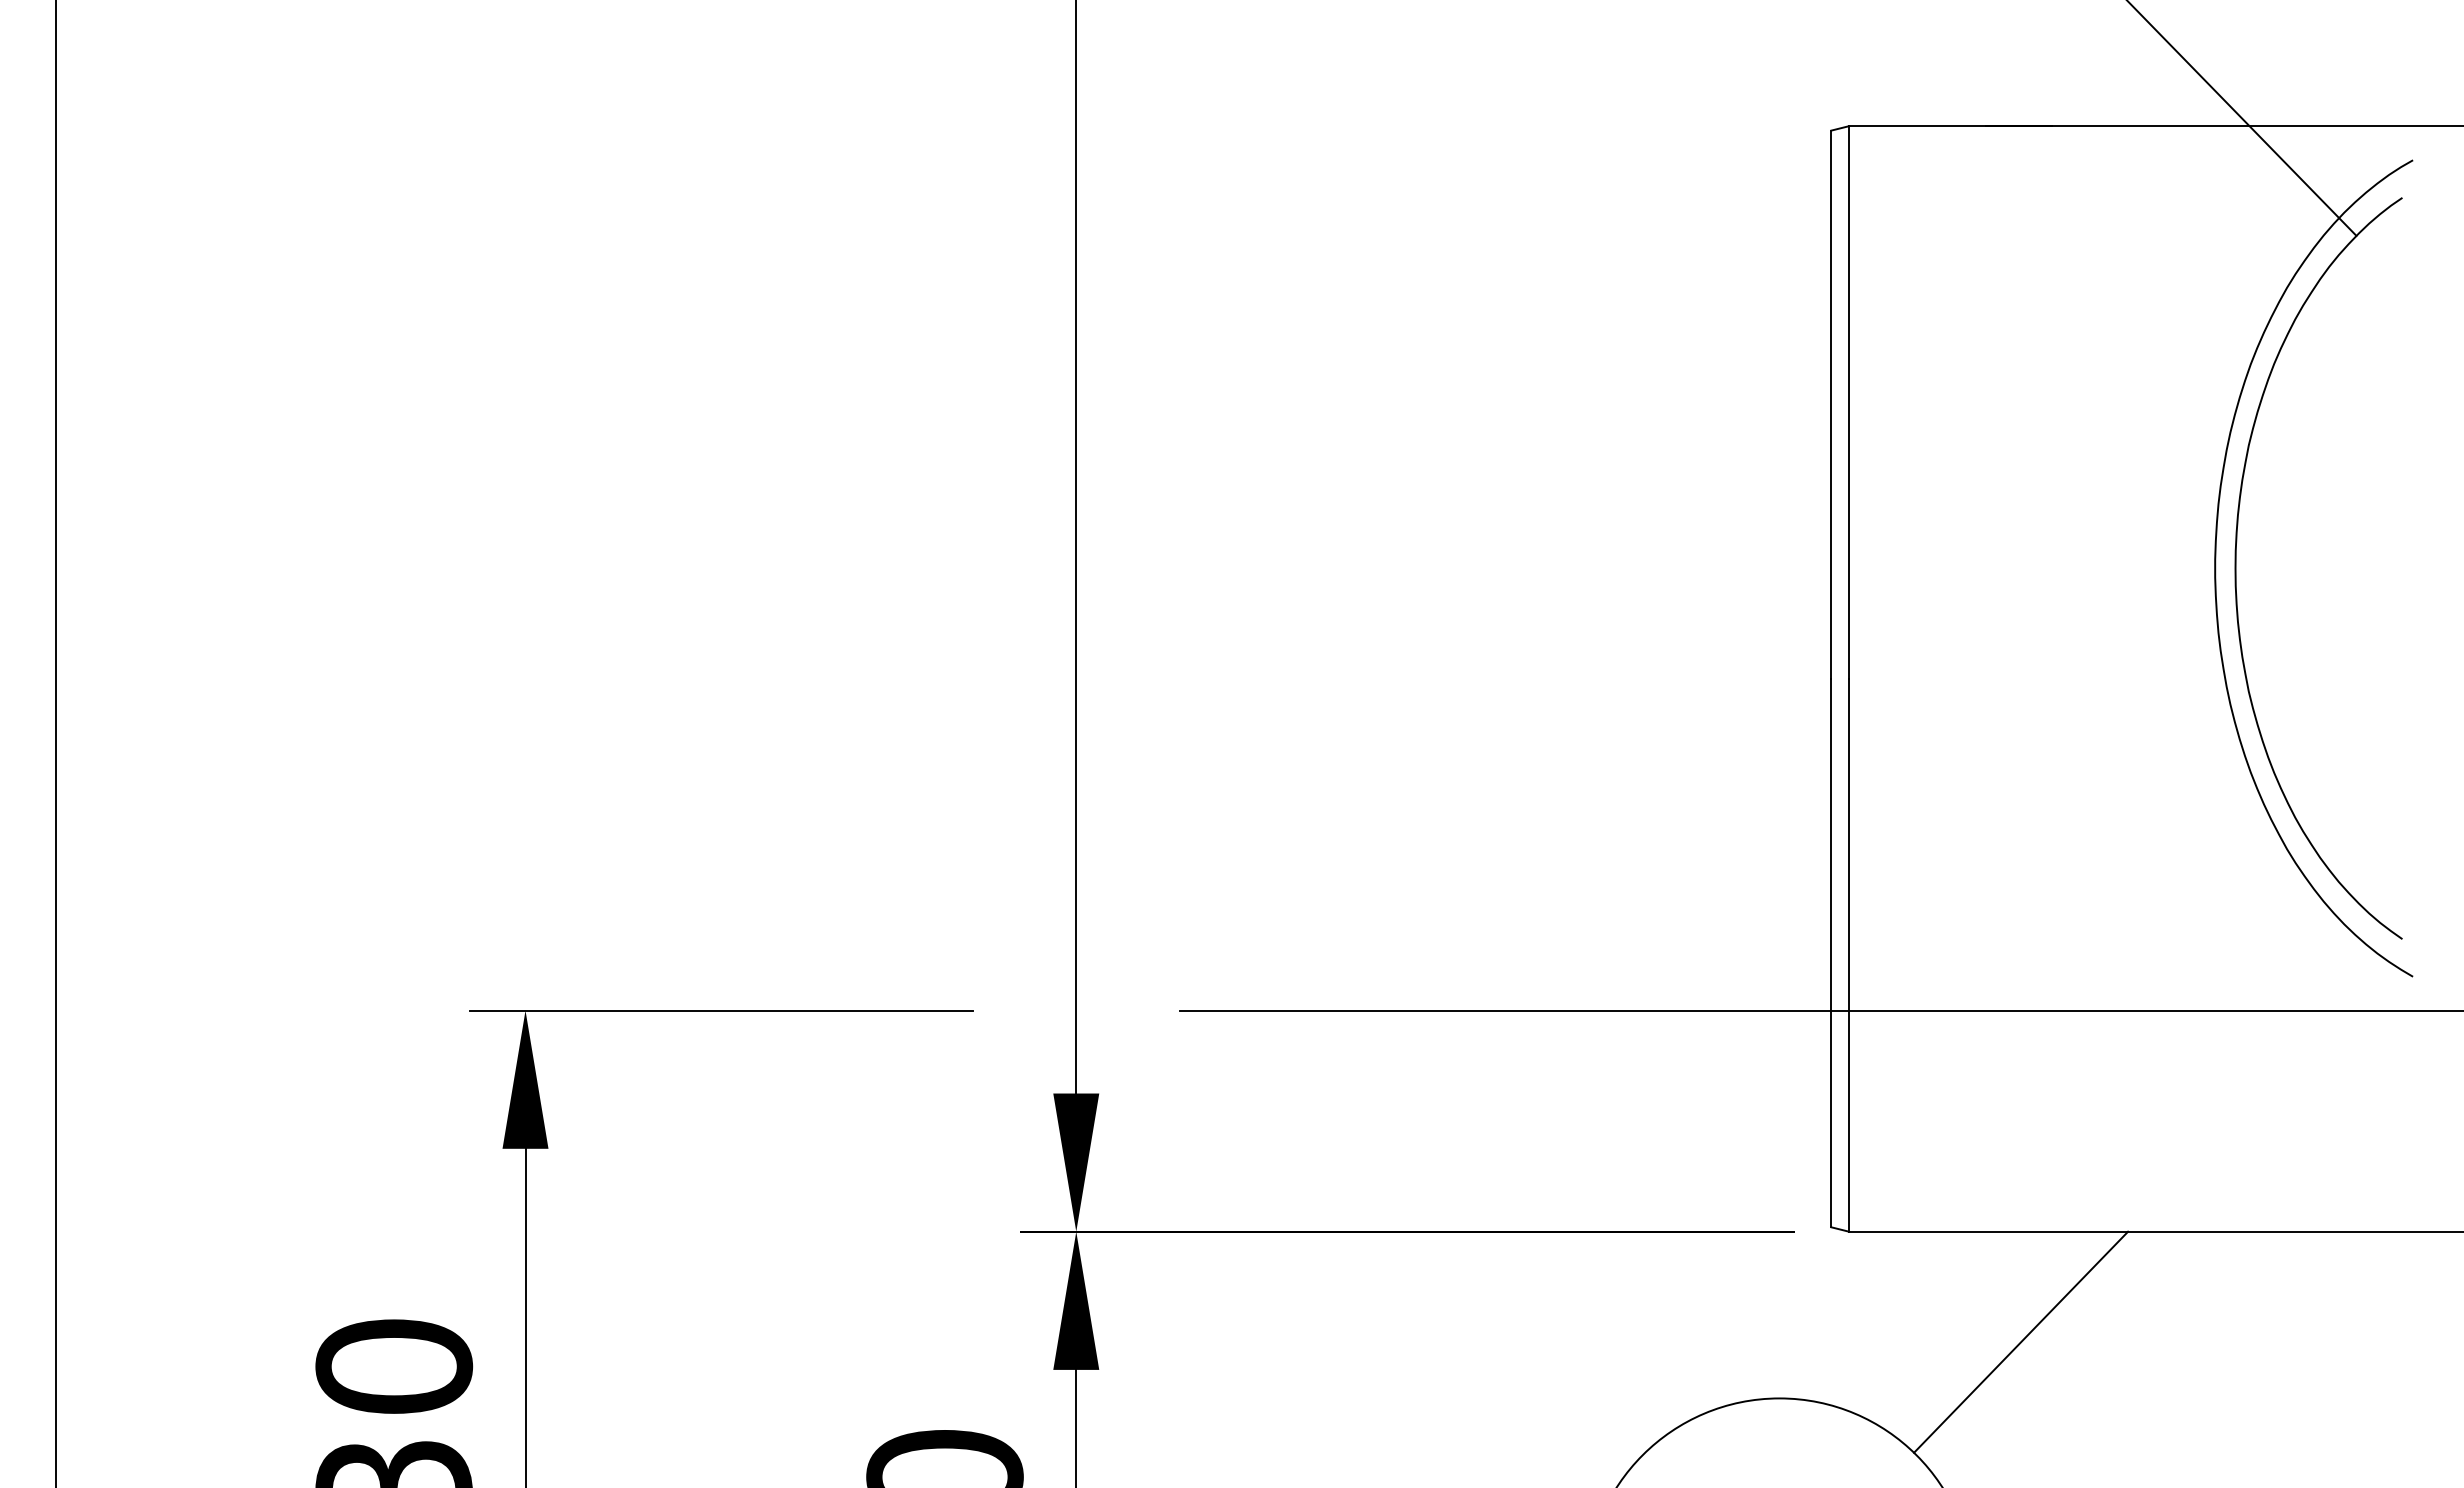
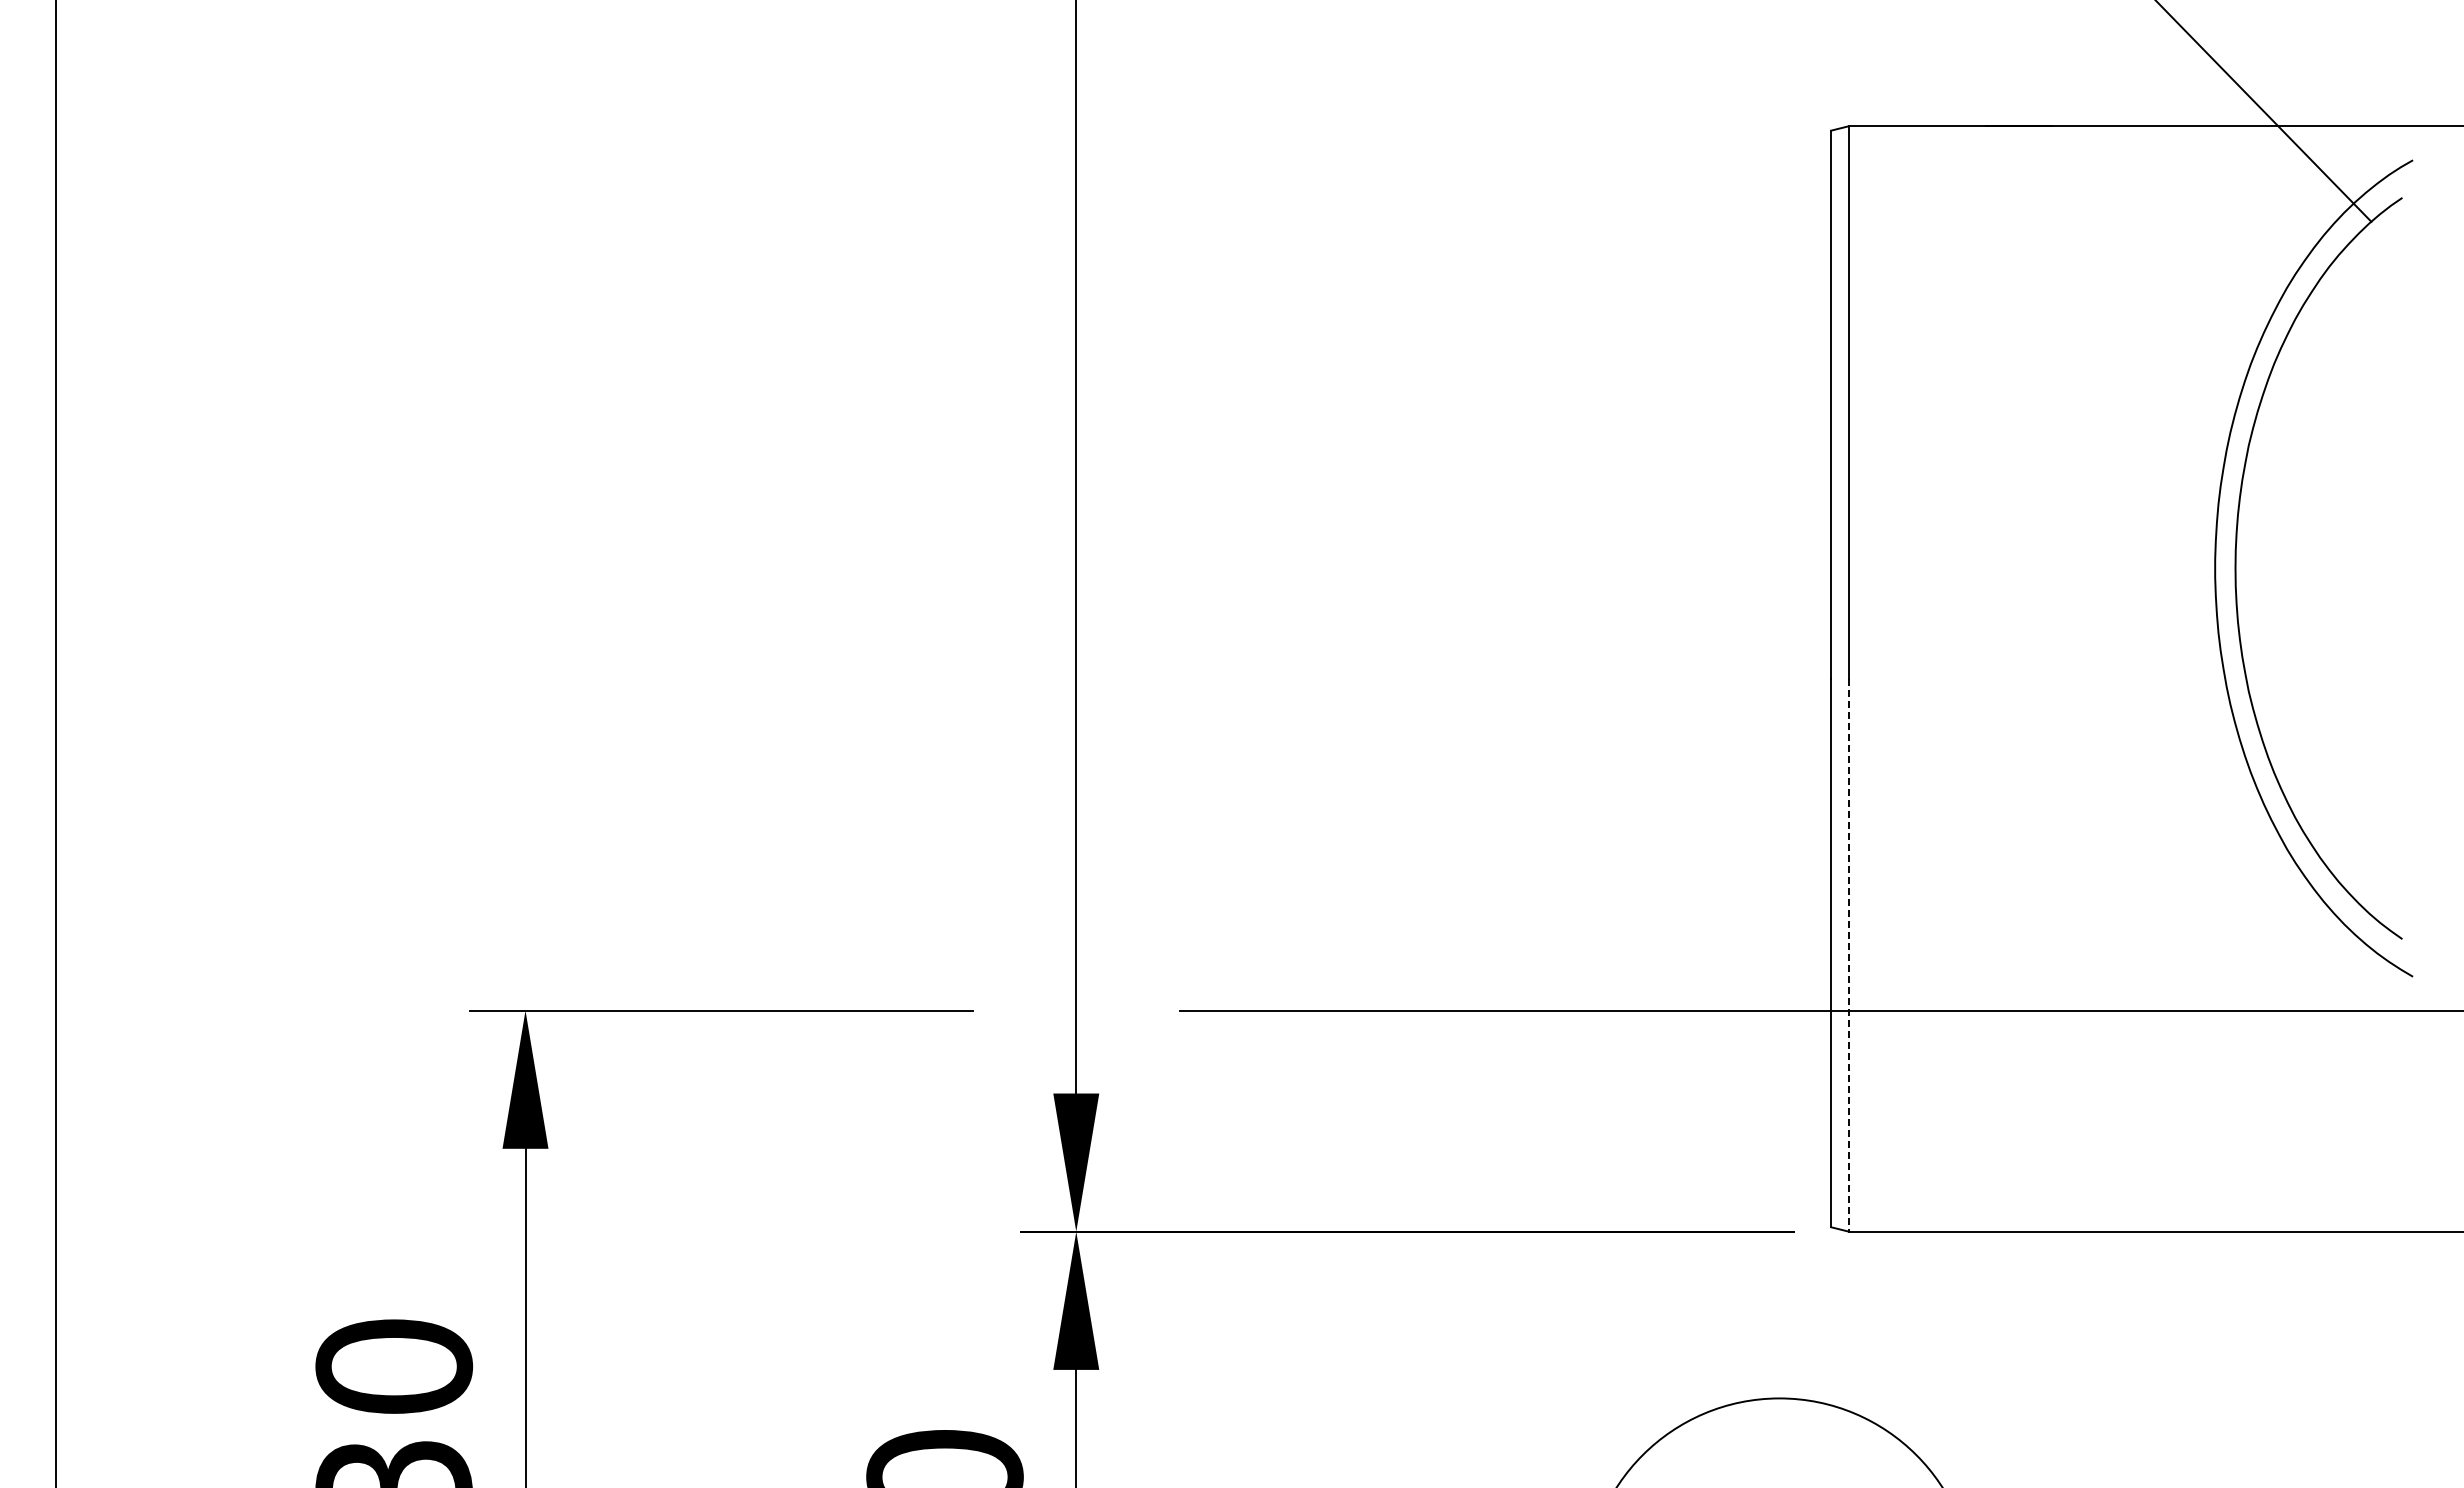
line position: (2242, 118) -> (2264, 111) (2264, 111)
line: solid -> dashed (1849, 955)
line: present -> none (2021, 1341)
